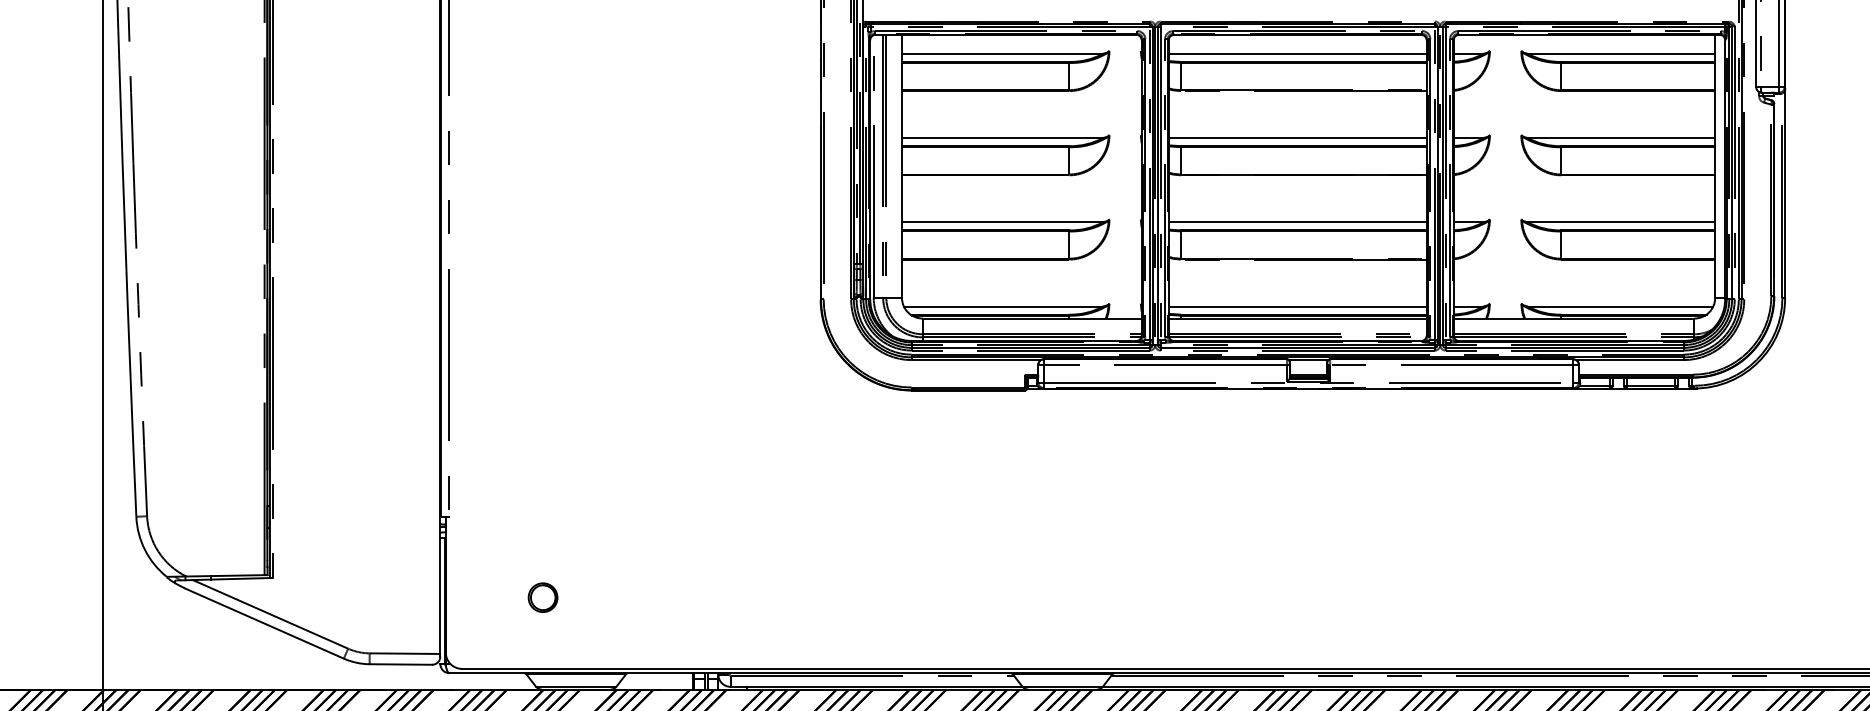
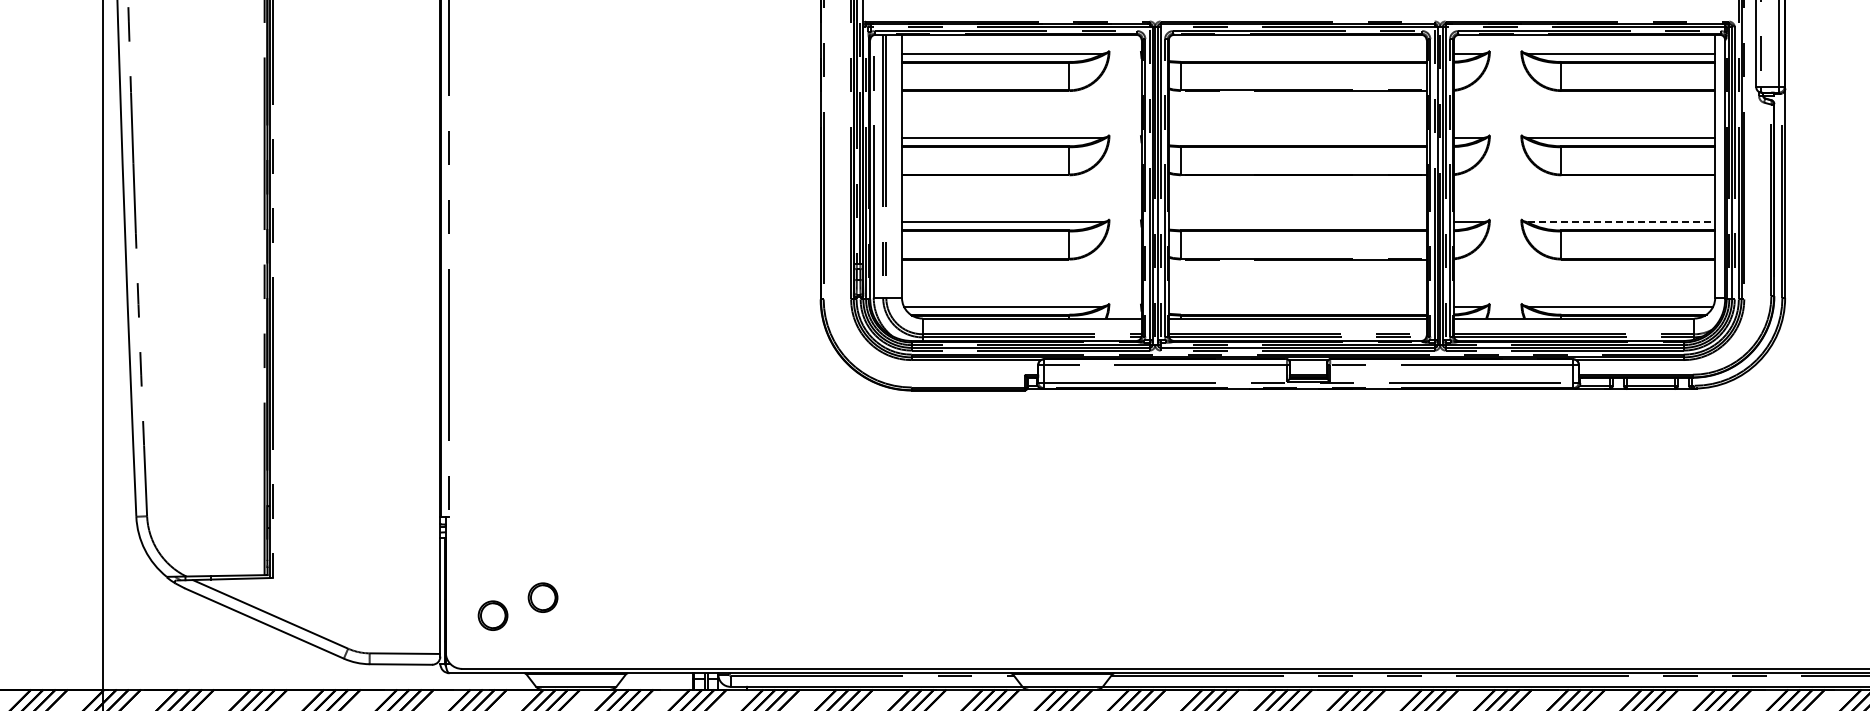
line: present -> none (1297, 53)
line: present -> none (1297, 138)
line: present -> none (1297, 222)
line: solid -> dashed (1621, 222)
line: present -> none (1297, 306)
part: none -> present (492, 615)
